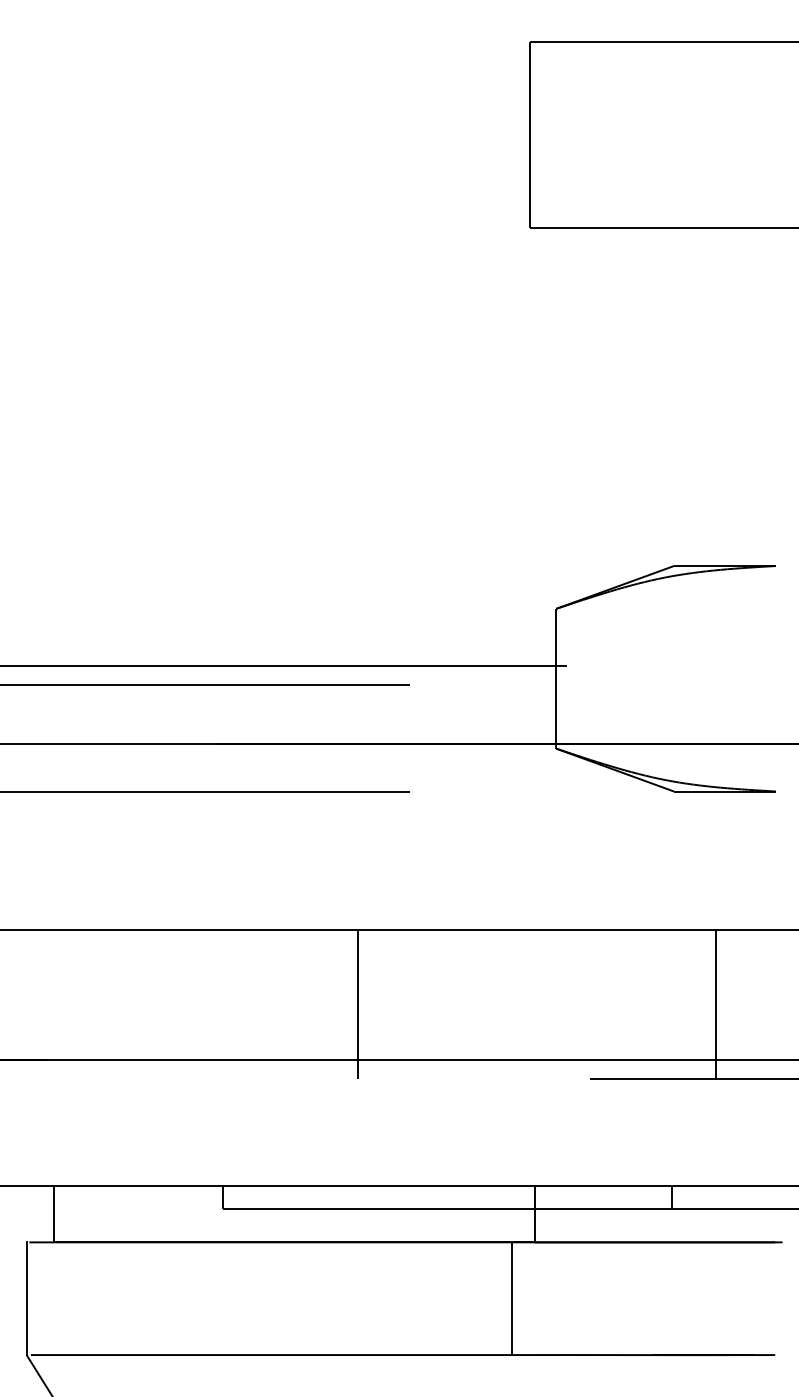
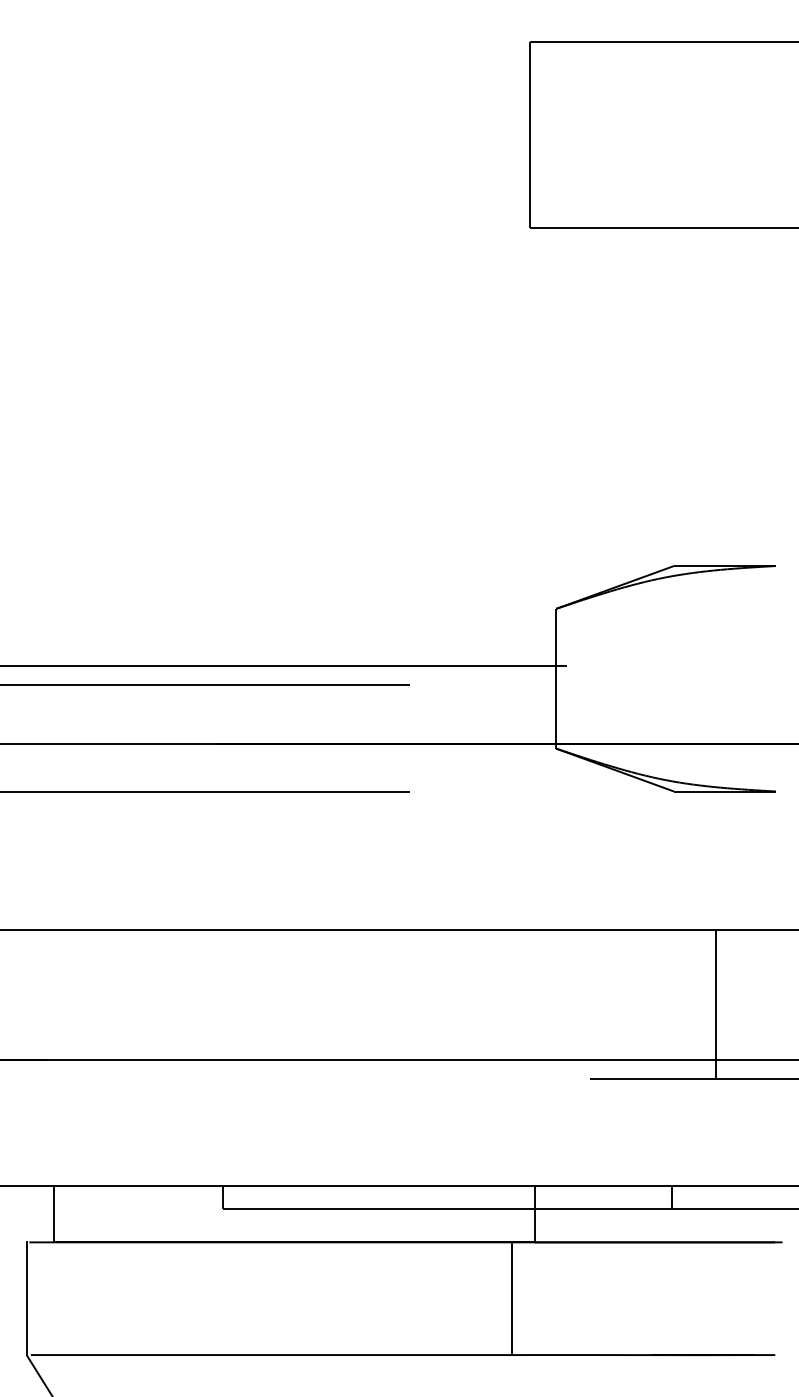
line: present -> none (357, 1004)
